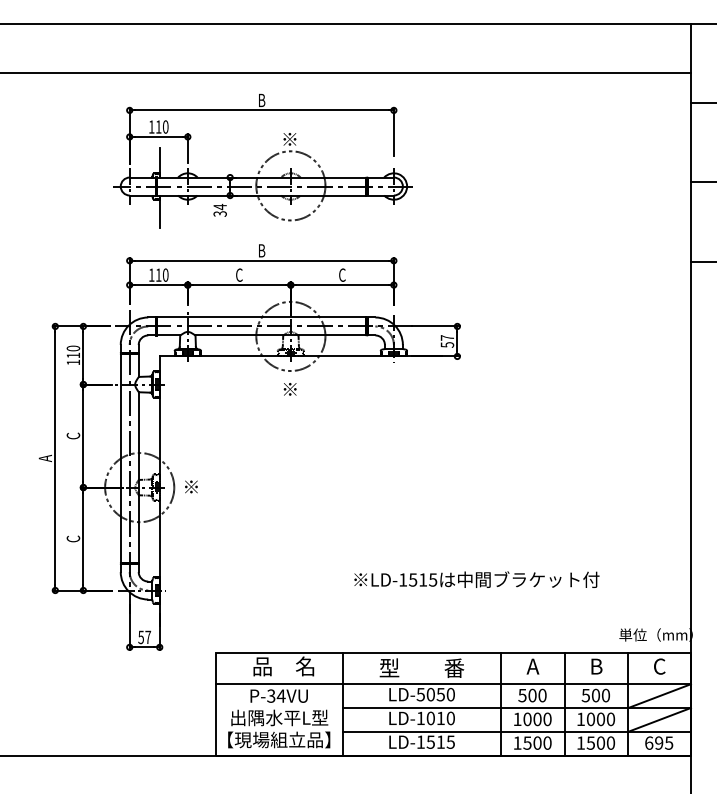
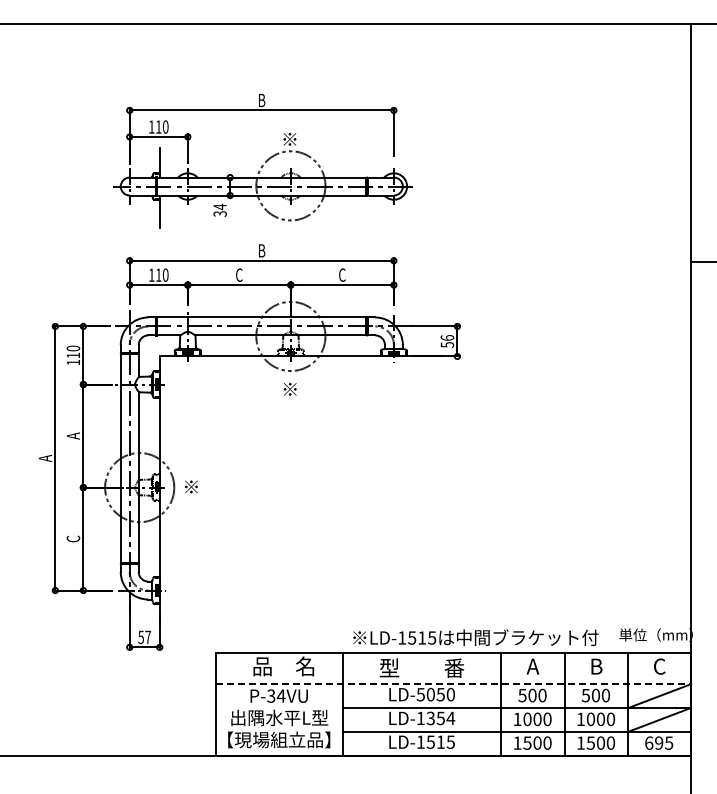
line: present -> none (346, 72)
line: present -> none (701, 103)
line: present -> none (701, 182)
text: 57 -> 56 (447, 337)
text: C -> A (73, 435)
text position: (476, 579) -> (475, 637) (475, 637)
line: solid -> dashed (453, 684)
text: LD-1010 -> LD-1354 (440, 718)
